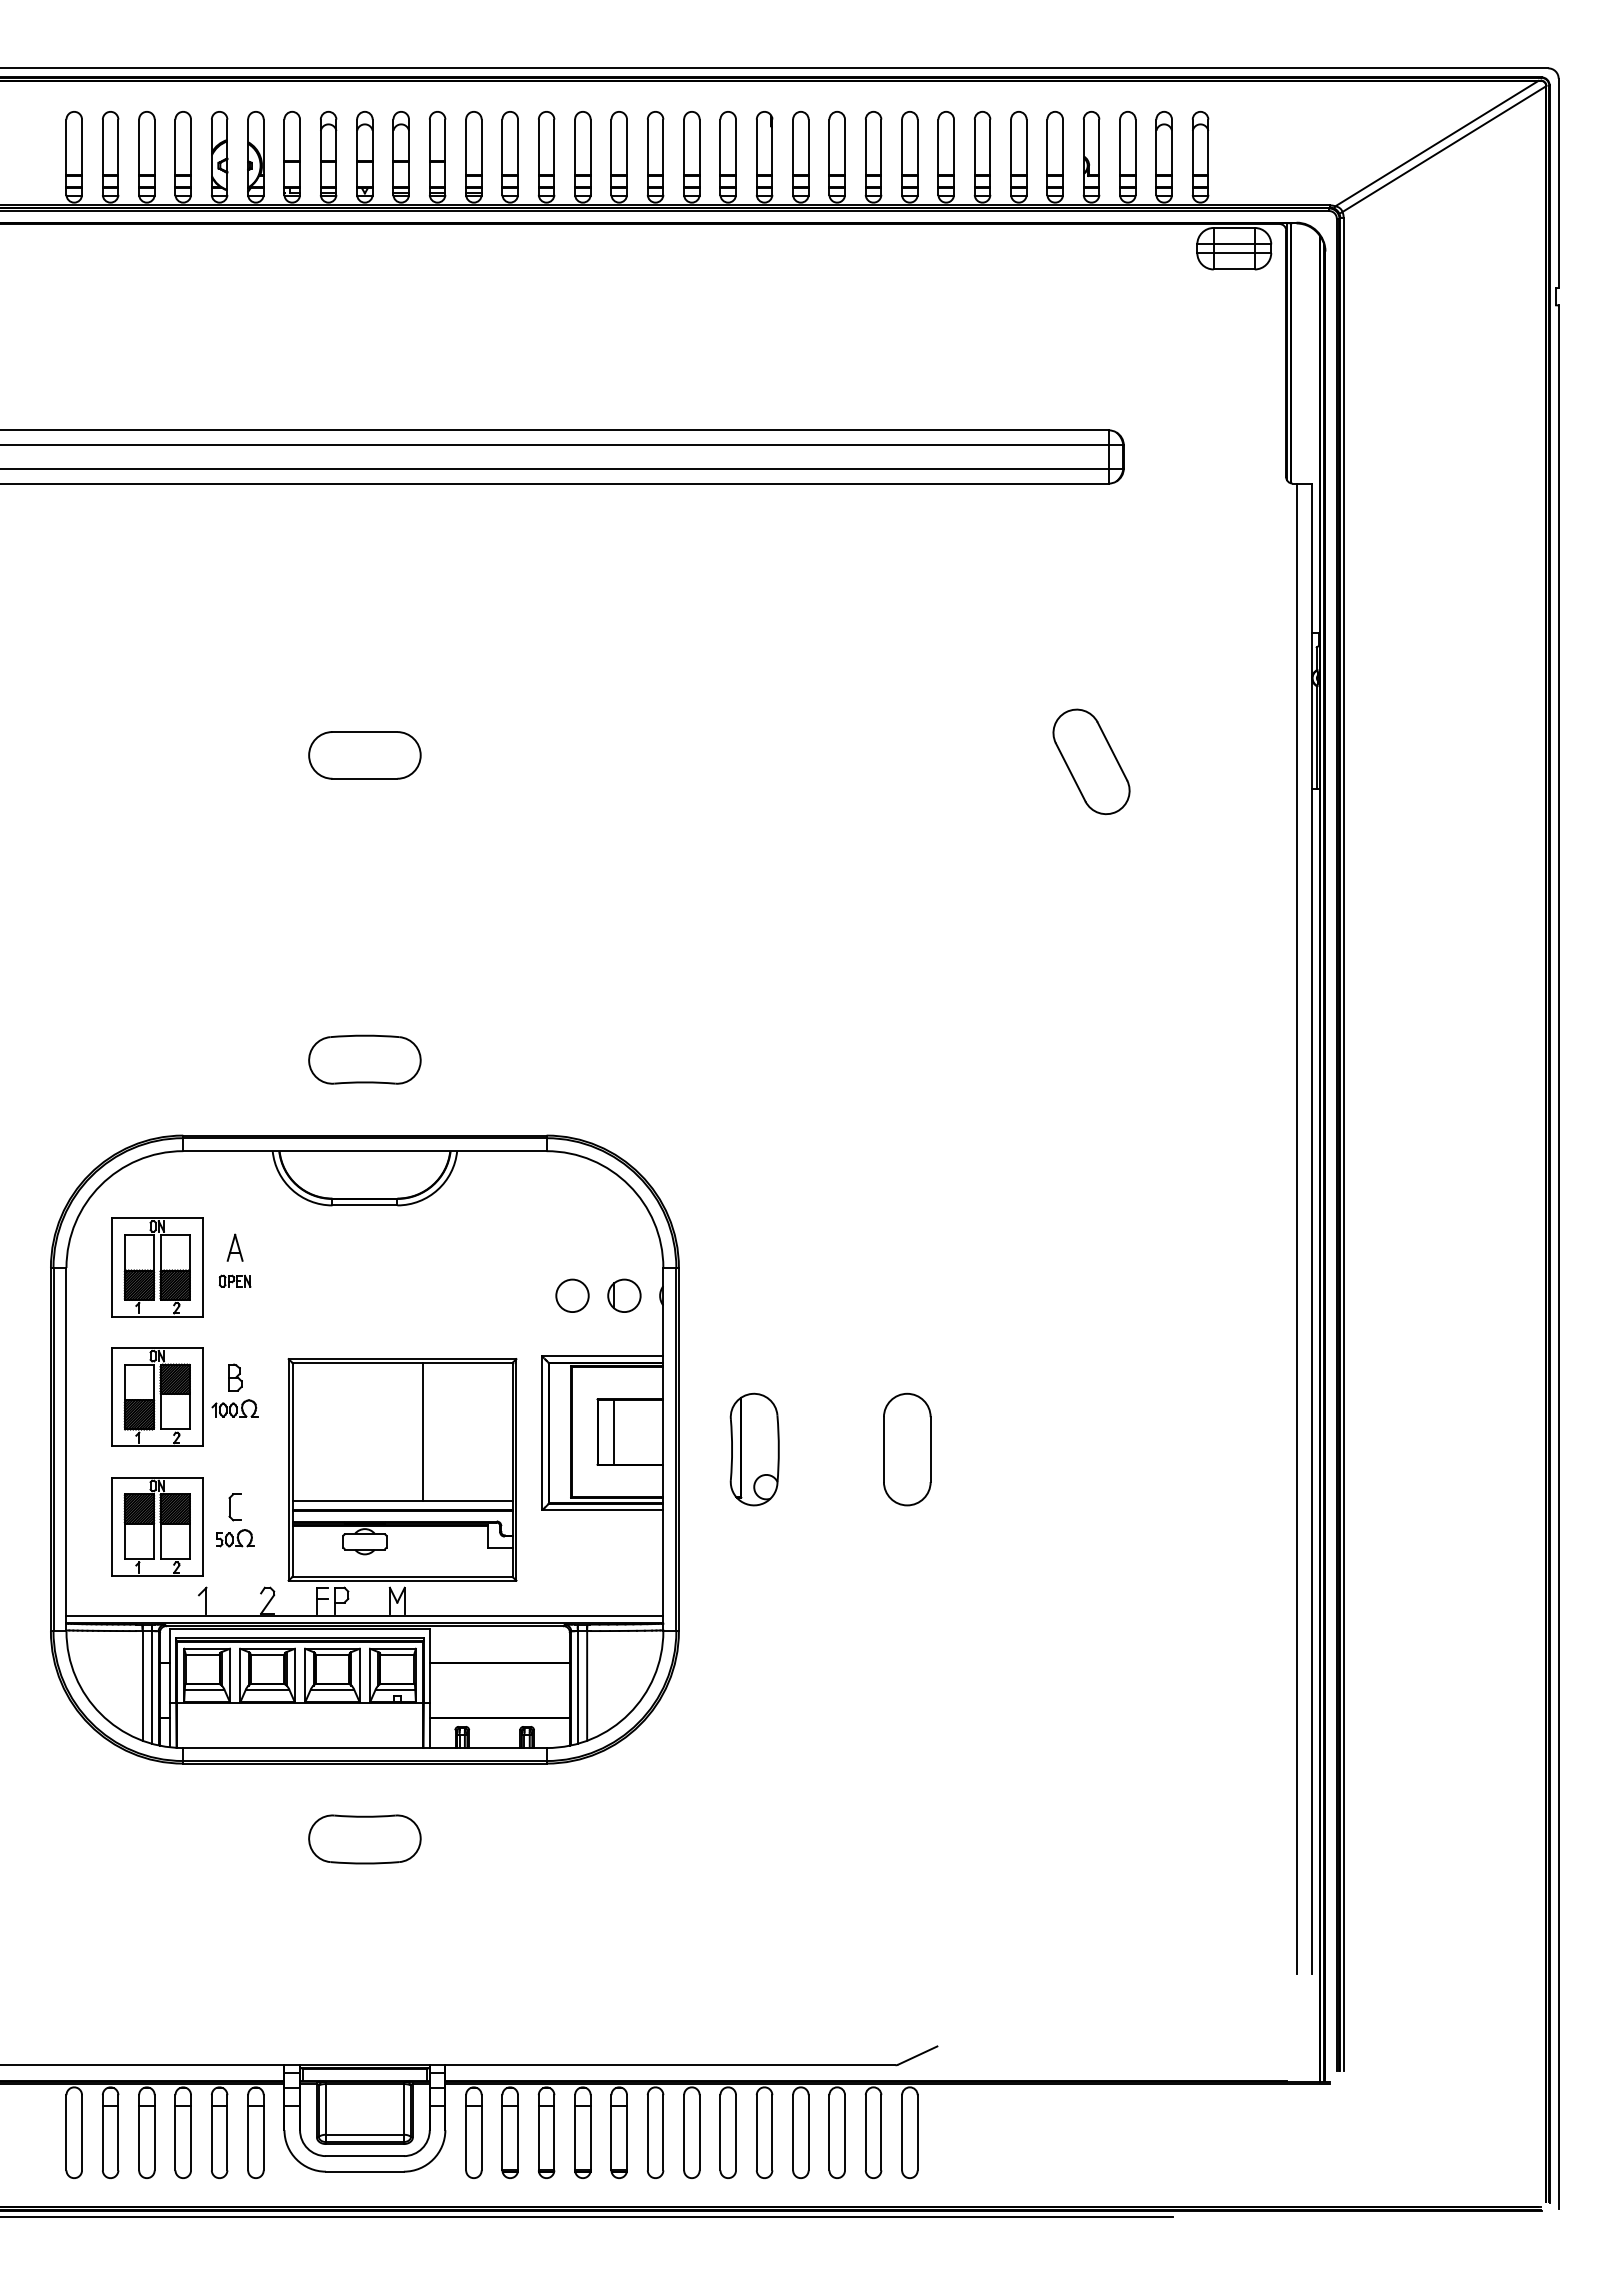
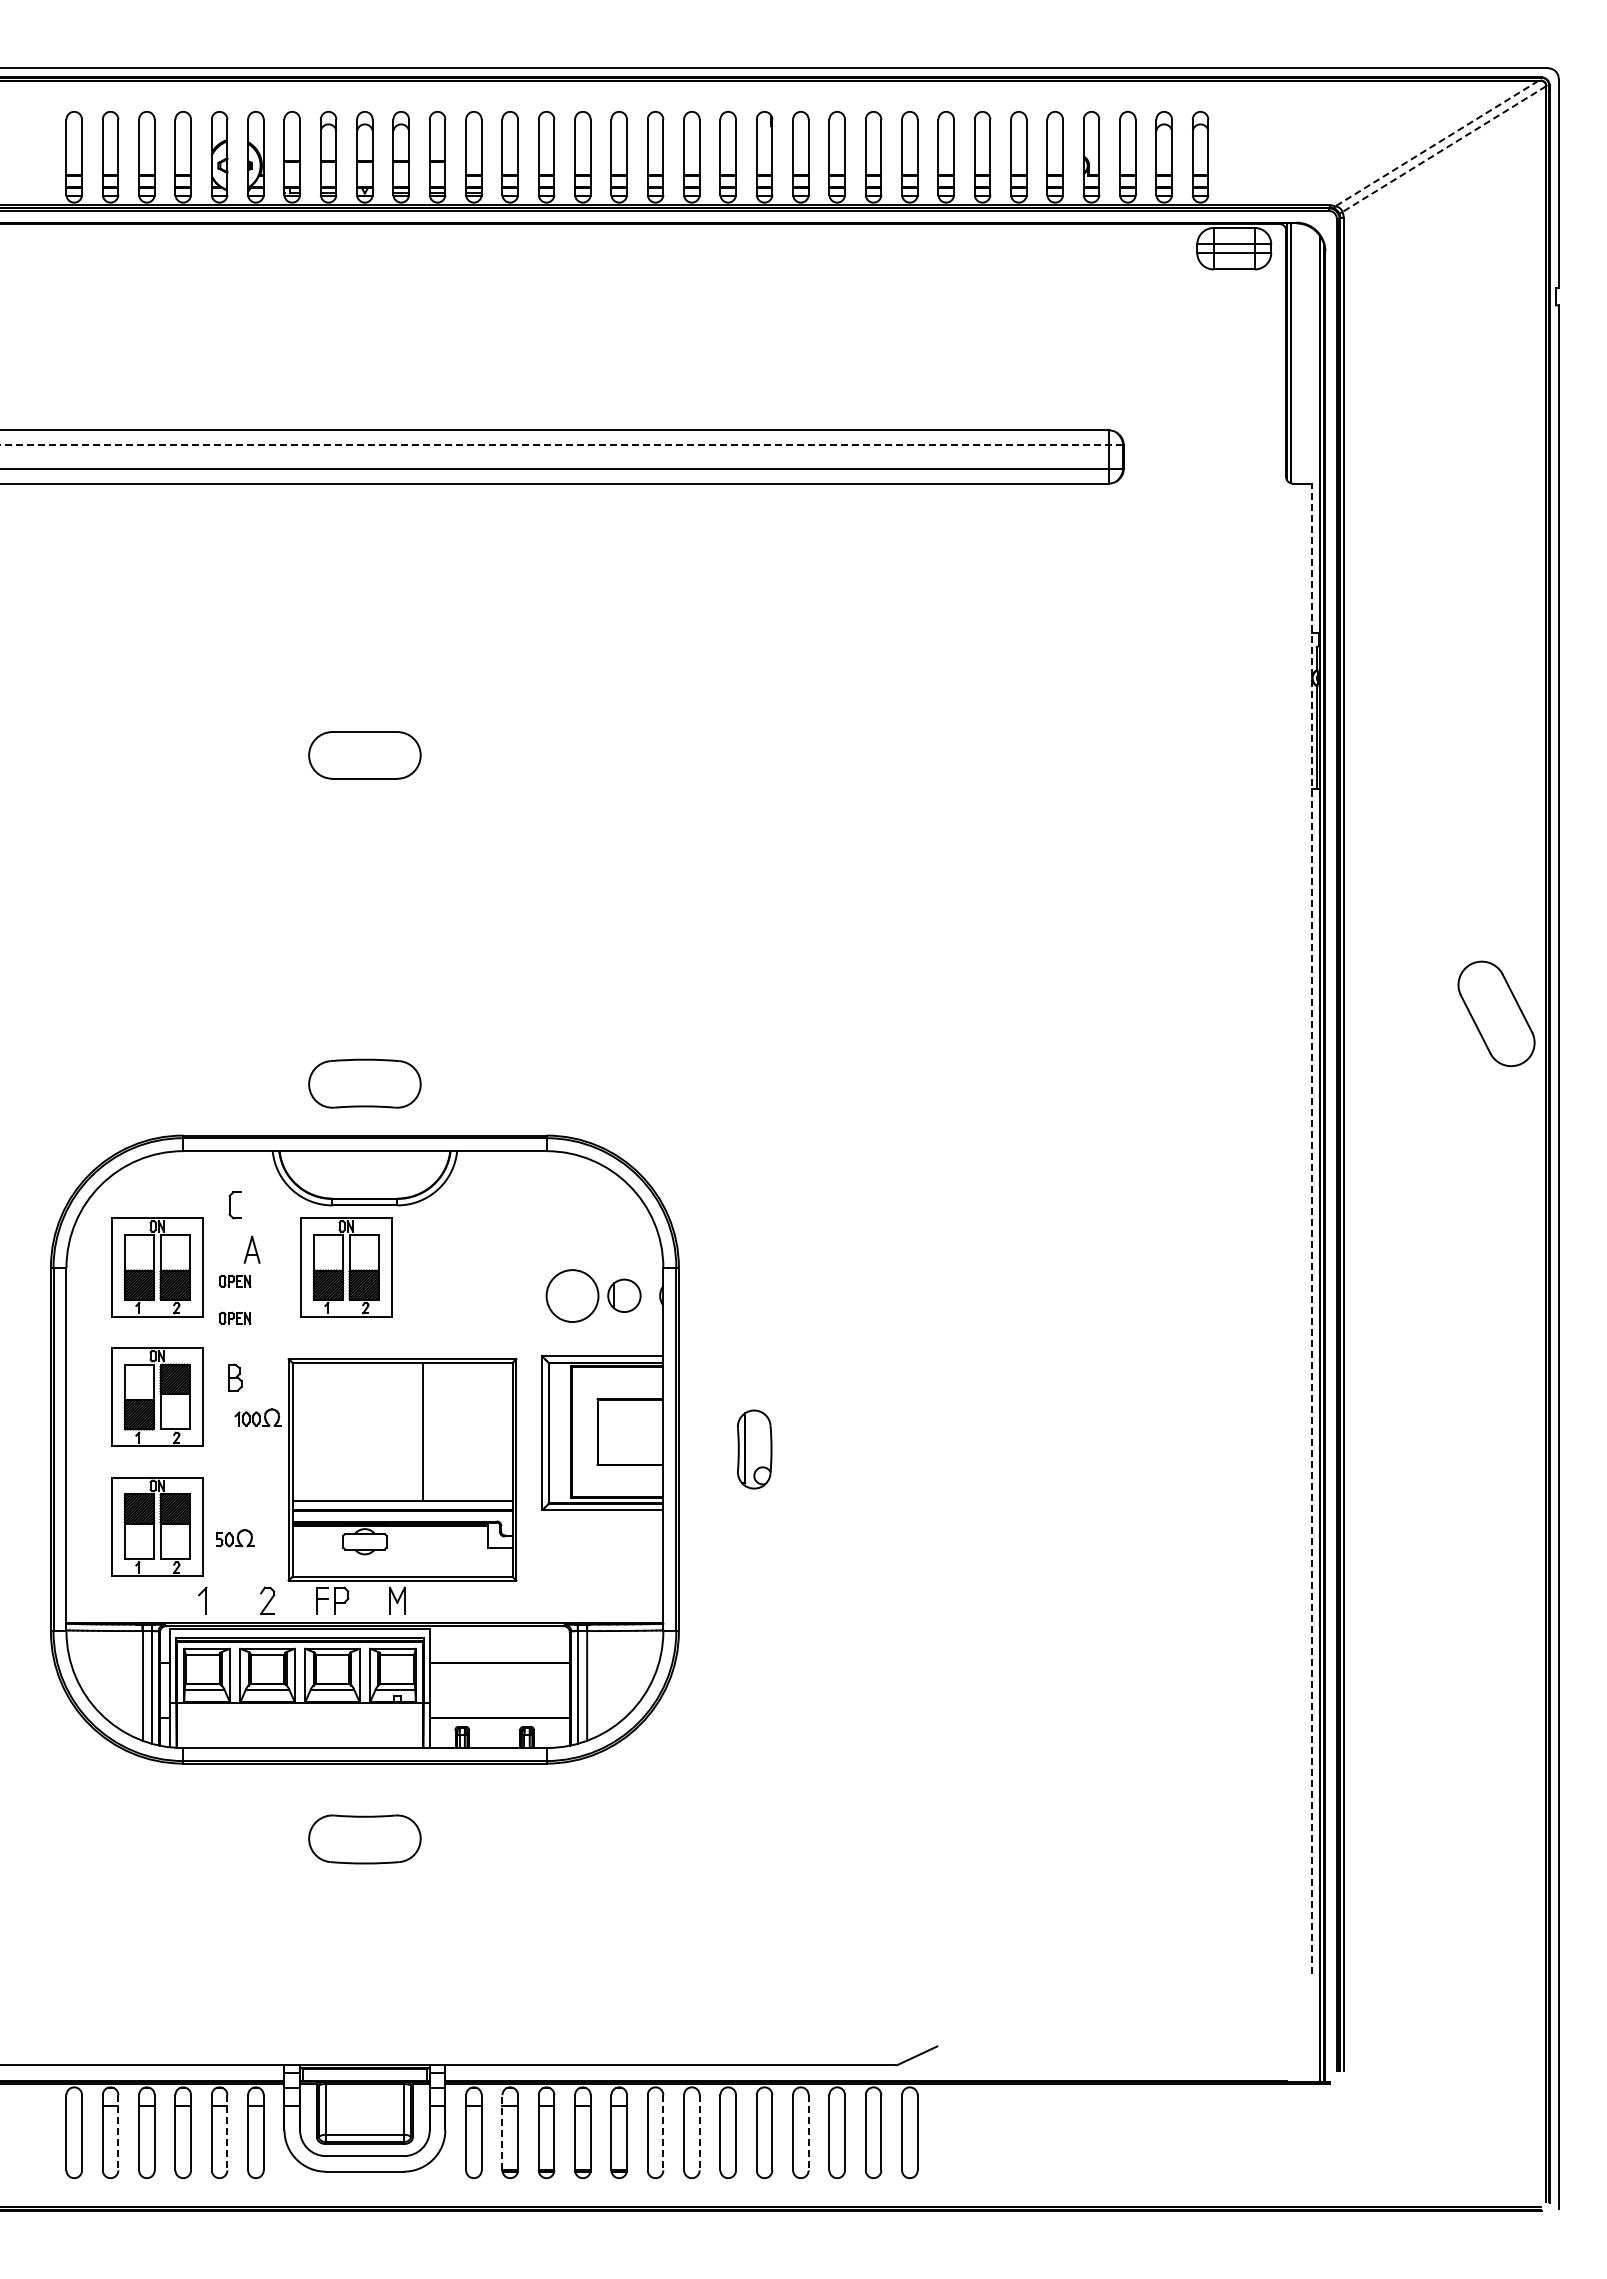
line: solid -> dashed (1436, 143)
line: solid -> dashed (1444, 149)
line: solid -> dashed (561, 445)
part position: (1091, 761) -> (1496, 1013) (1496, 1013)
part position: (364, 1059) -> (364, 1083) (364, 1083)
line: present -> none (1296, 1228)
line: solid -> dashed (1312, 1228)
part position: (234, 1247) -> (251, 1249) (251, 1249)
part: none -> present (346, 1267)
circle size: 35x35 px -> 55x54 px (572, 1295)
part: none -> present (234, 1317)
part position: (234, 1408) -> (257, 1417) (257, 1417)
line: present -> none (614, 1431)
part size: 51x115 px -> 36x81 px (754, 1449)
part: present -> none (907, 1449)
part position: (234, 1507) -> (234, 1205) (234, 1205)
line: present -> none (364, 1616)
line: solid -> dashed (118, 2132)
line: solid -> dashed (227, 2132)
line: solid -> dashed (502, 2132)
line: solid -> dashed (663, 2132)
line: solid -> dashed (699, 2132)
line: solid -> dashed (808, 2132)
line: present -> none (587, 2217)
